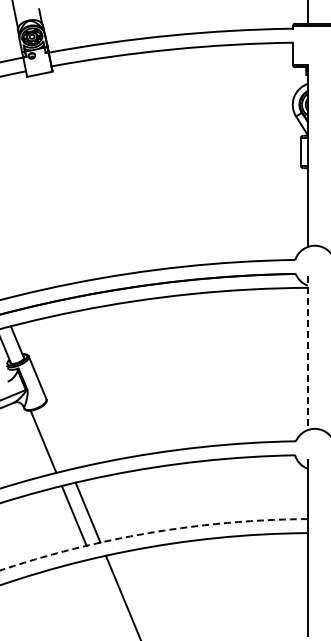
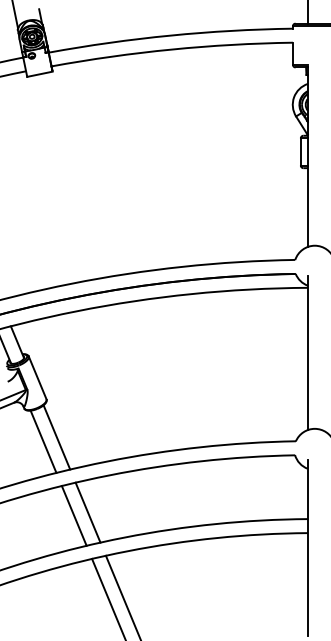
line: dashed -> solid (307, 353)
line: none -> present (56, 437)
arc: dashed -> solid (152, 532)
line: none -> present (108, 597)
